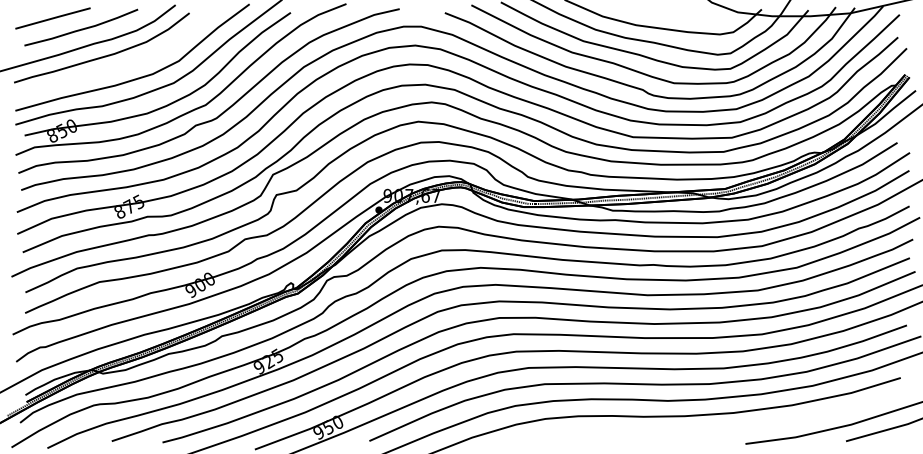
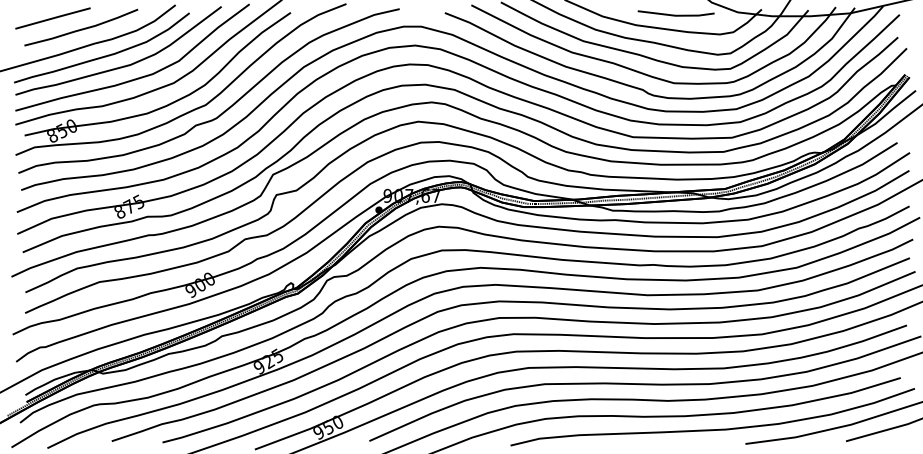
line: none -> present (675, 14)
curve: none -> present (123, 65)
part: none -> present (712, 429)
